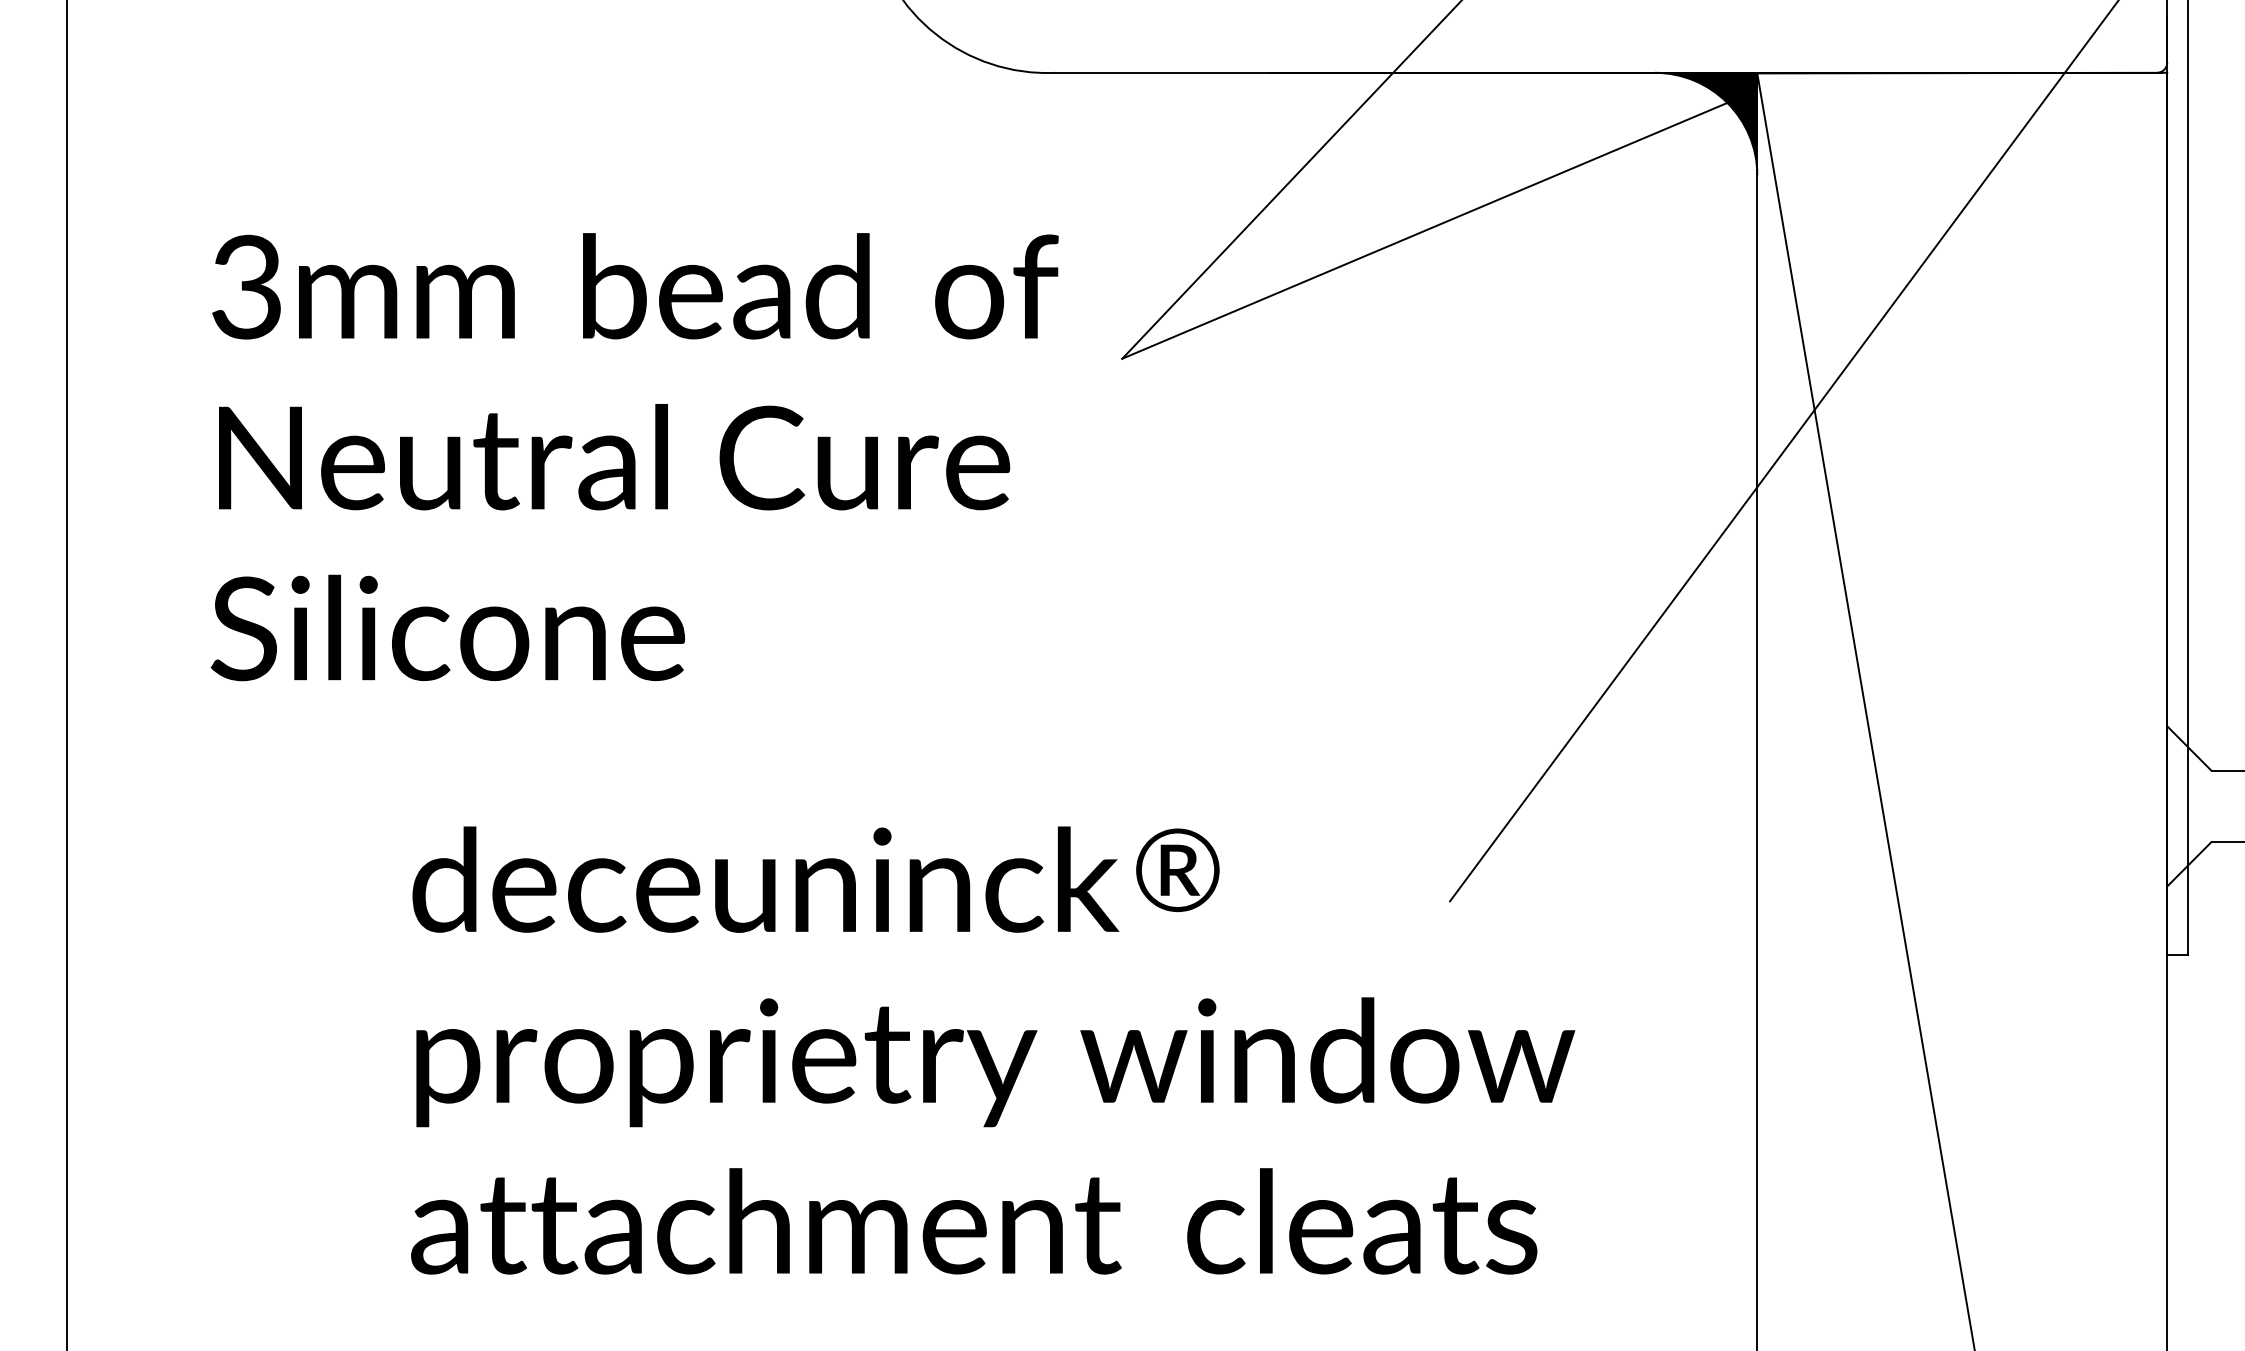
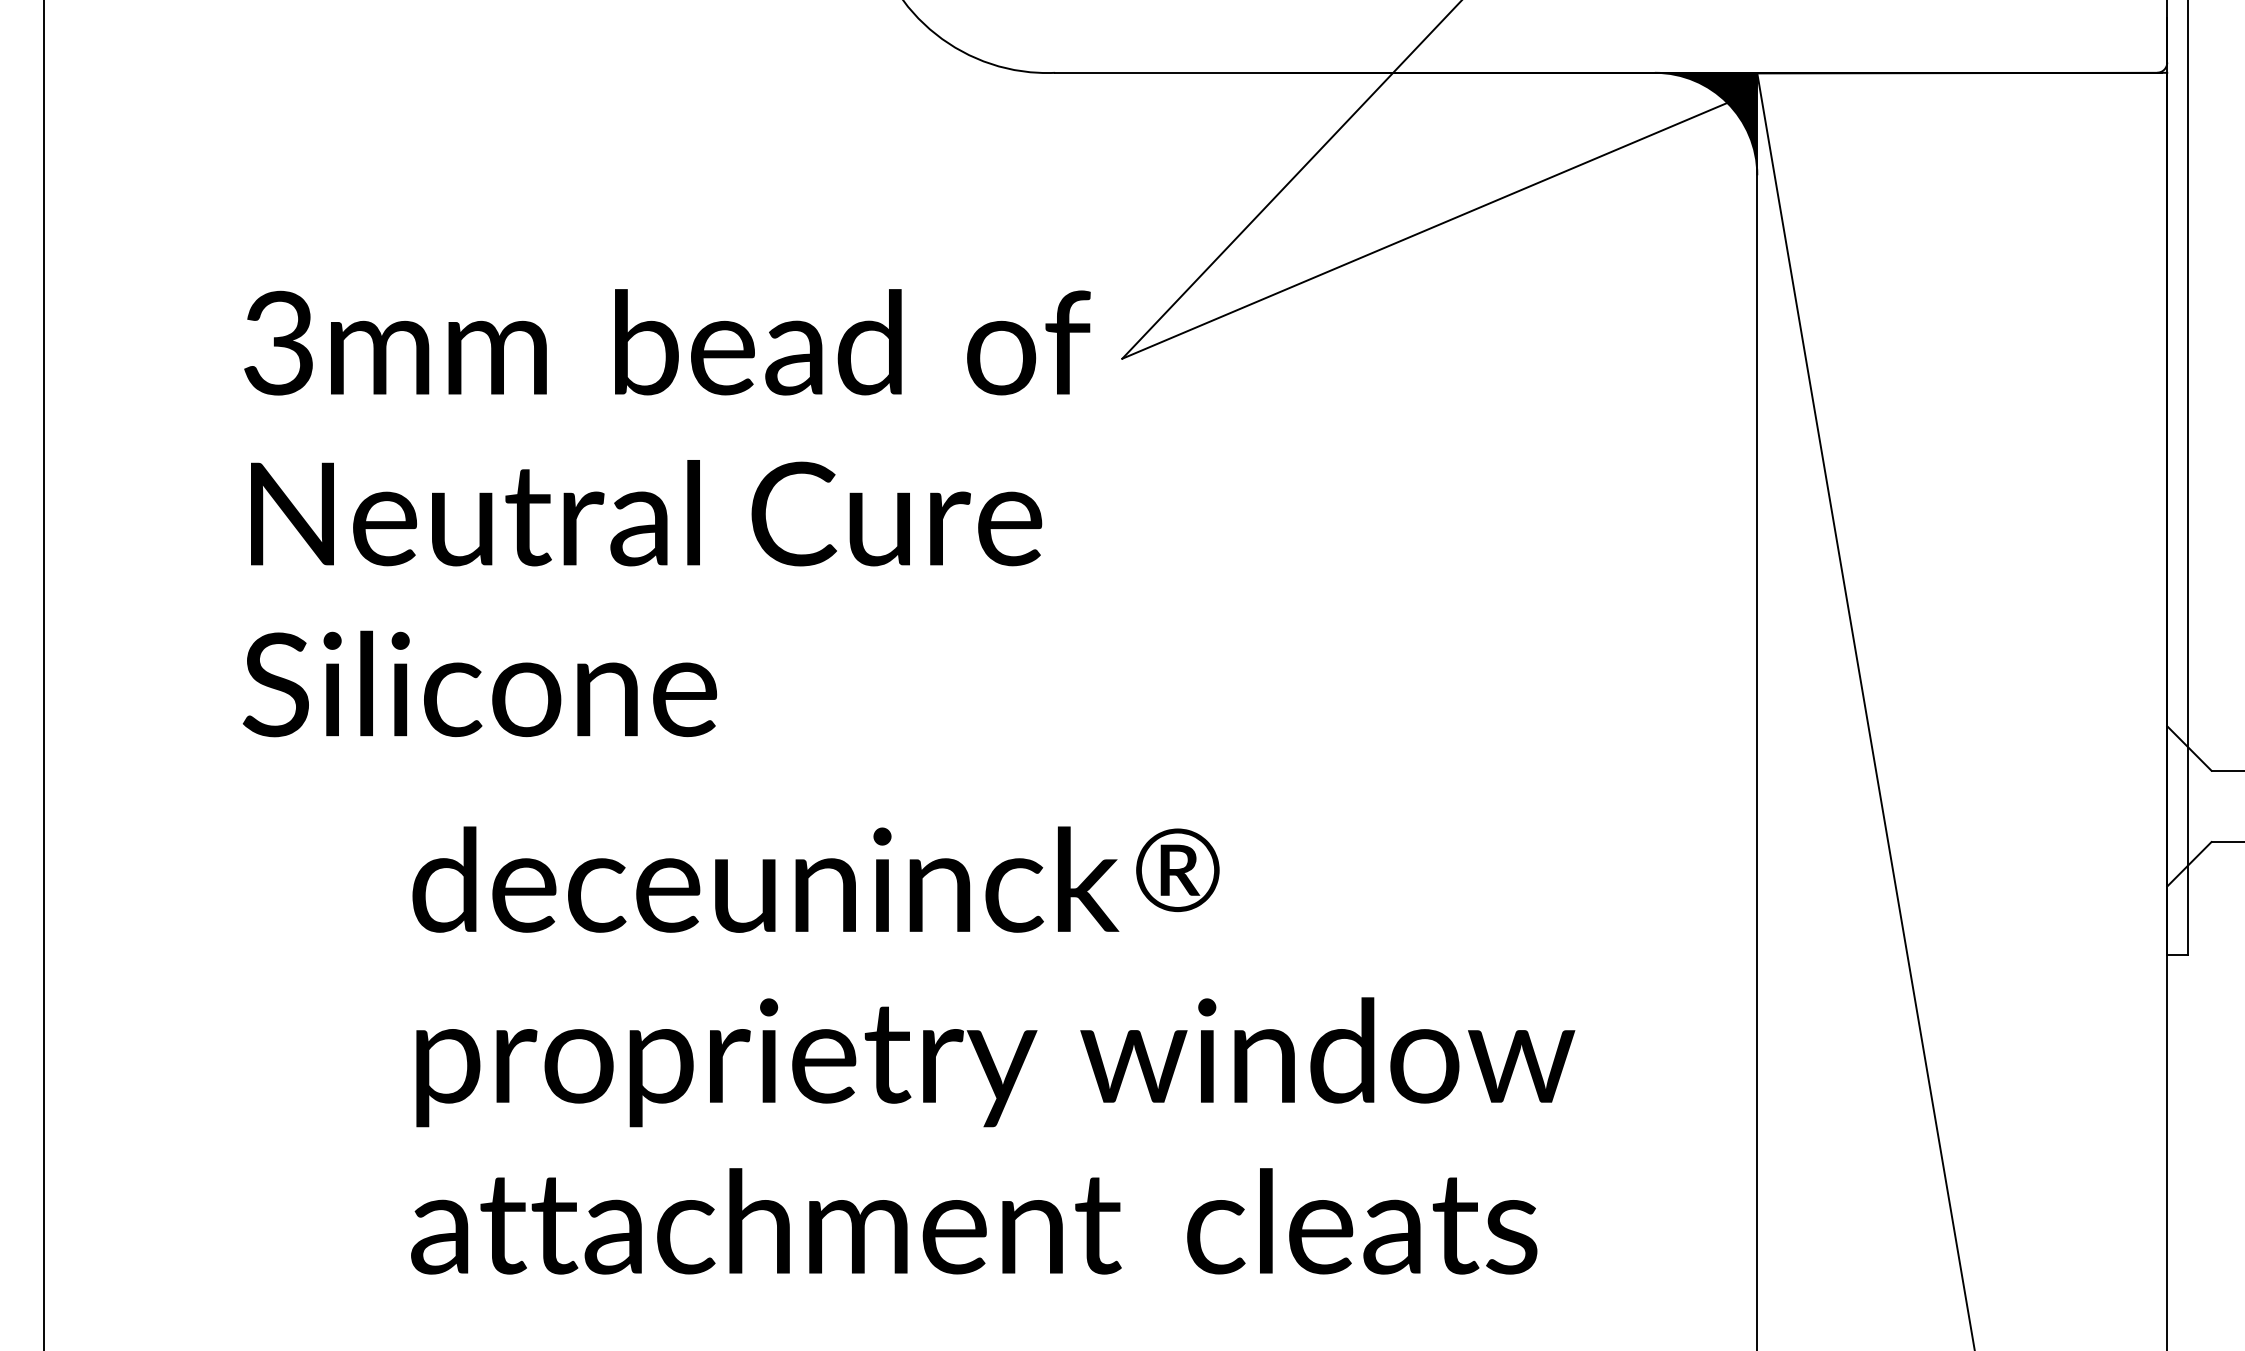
line: present -> none (1783, 451)
text position: (634, 457) -> (666, 513) (666, 513)
line position: (67, 674) -> (44, 674) (44, 674)
